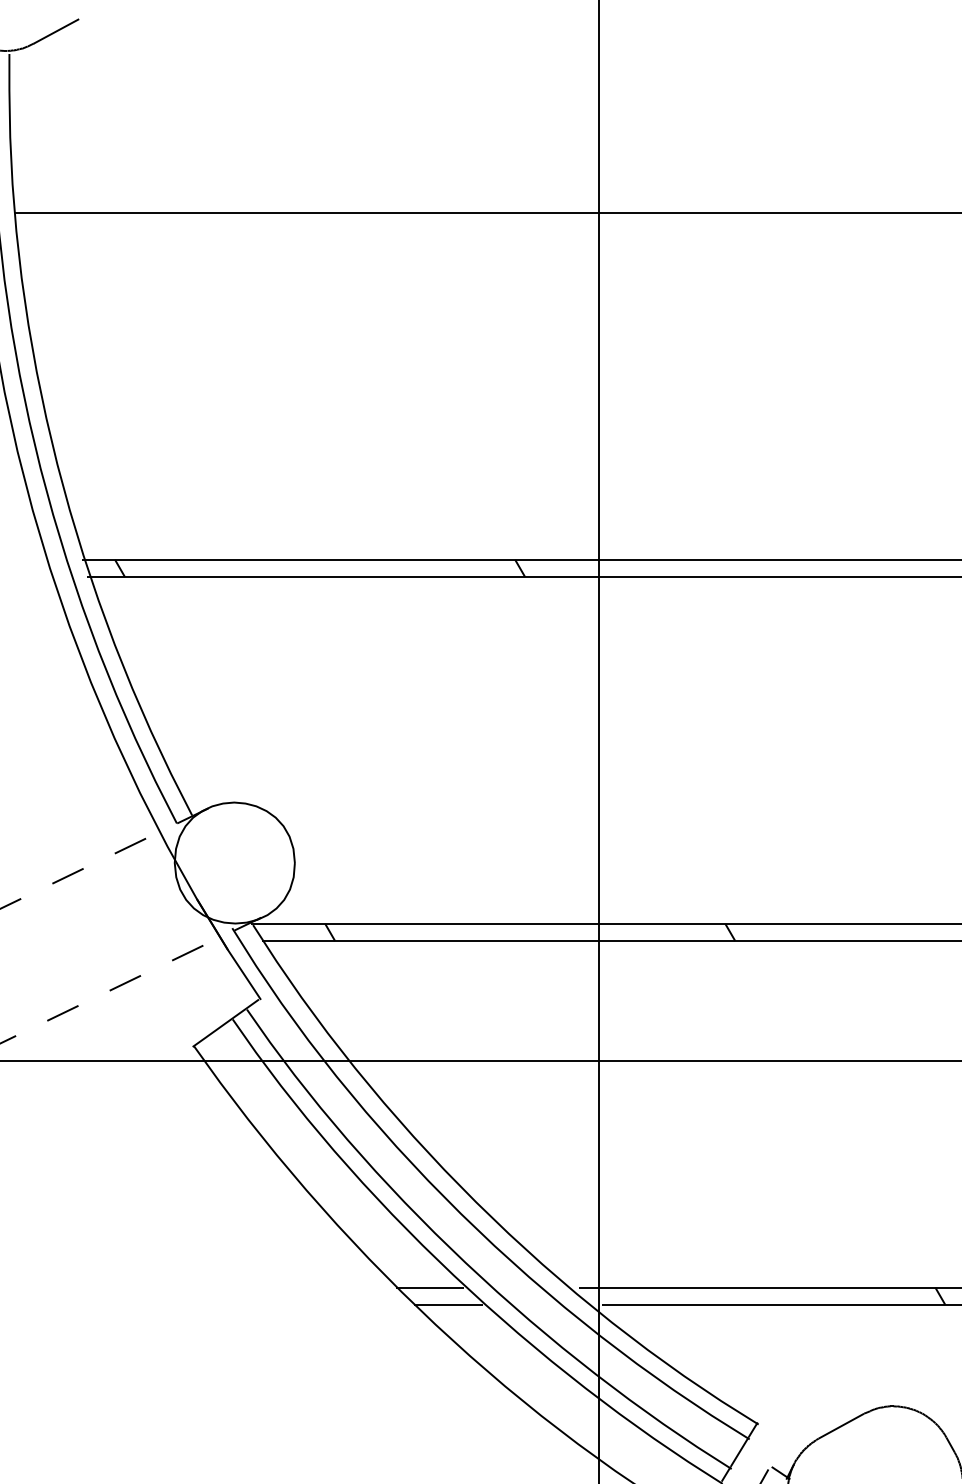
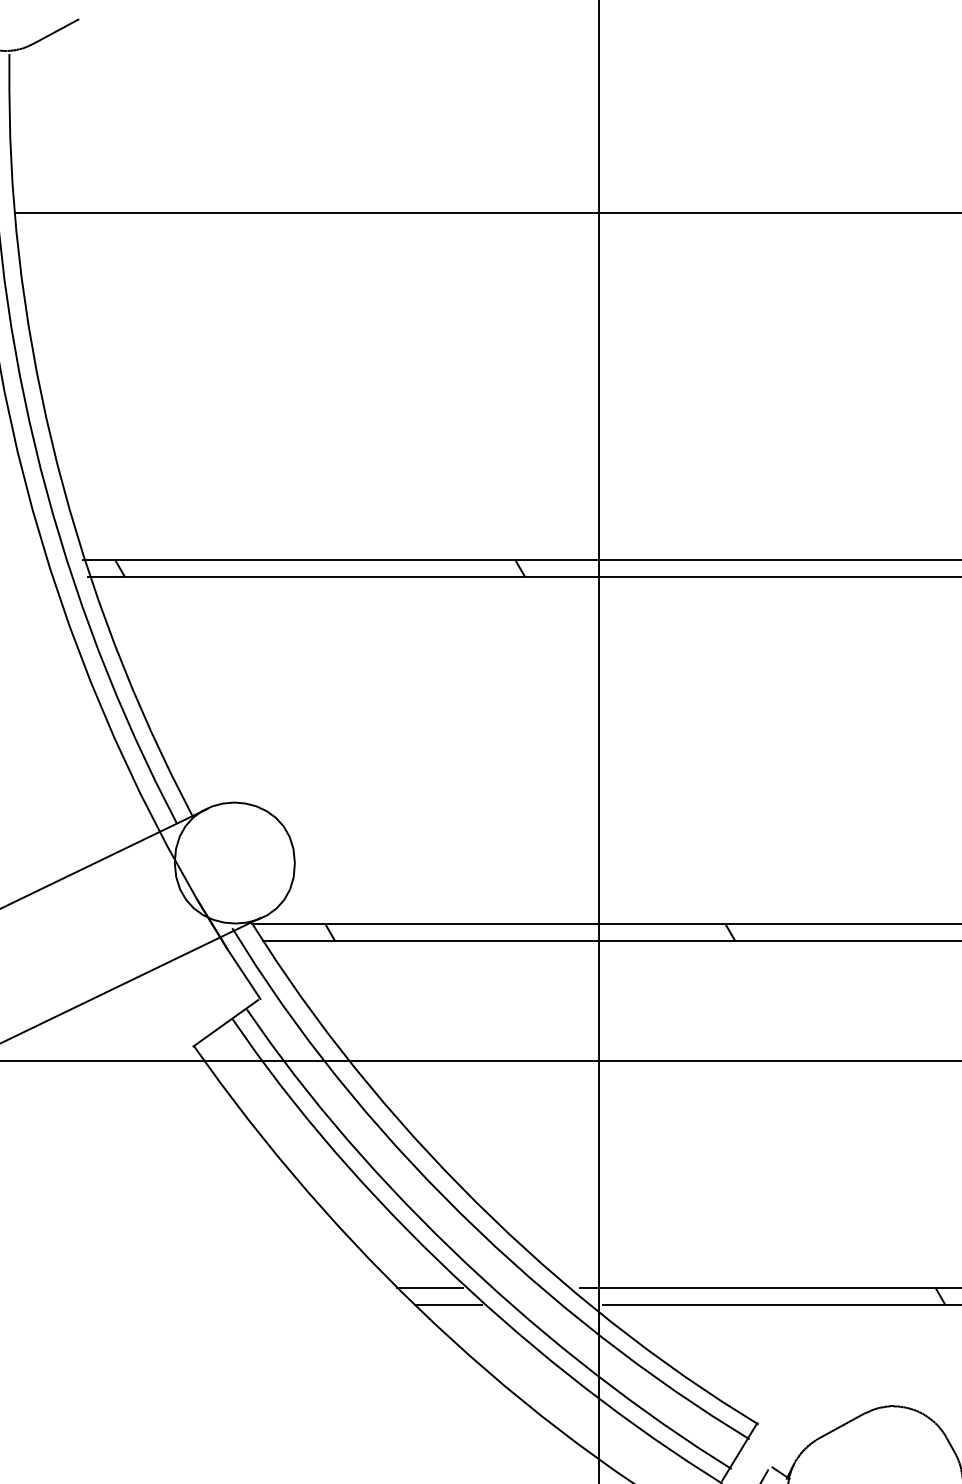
line: dashed -> solid (104, 858)
line: dashed -> solid (130, 980)
